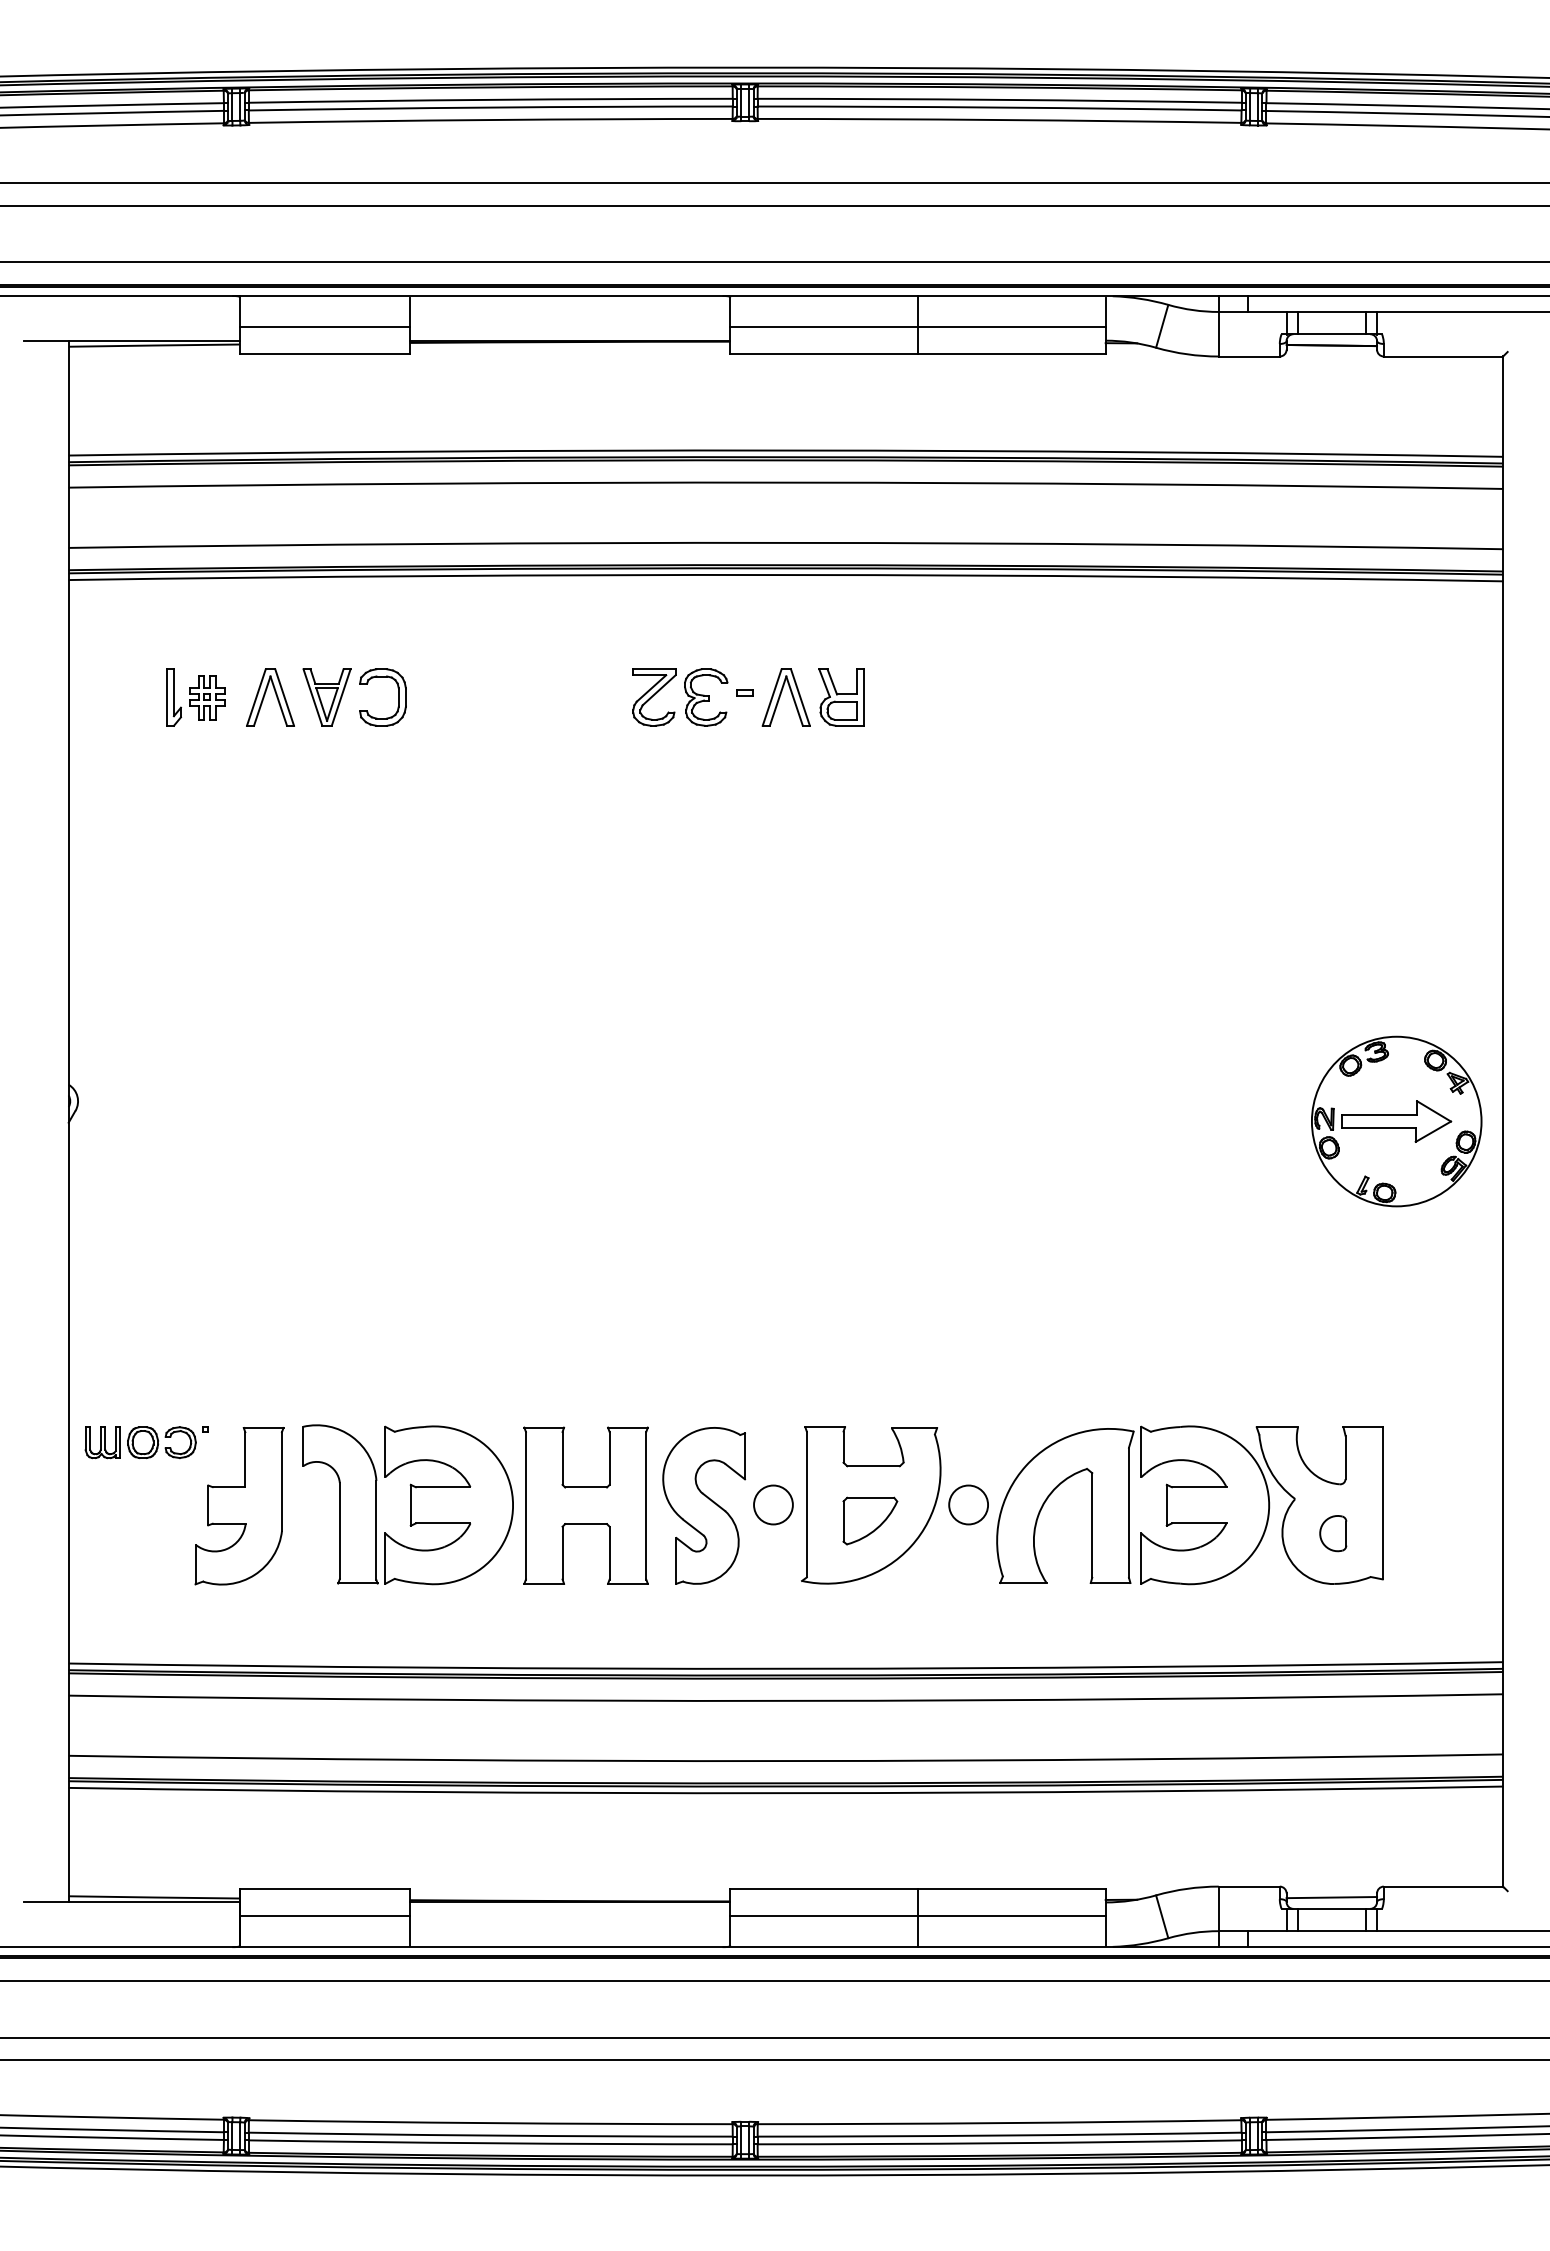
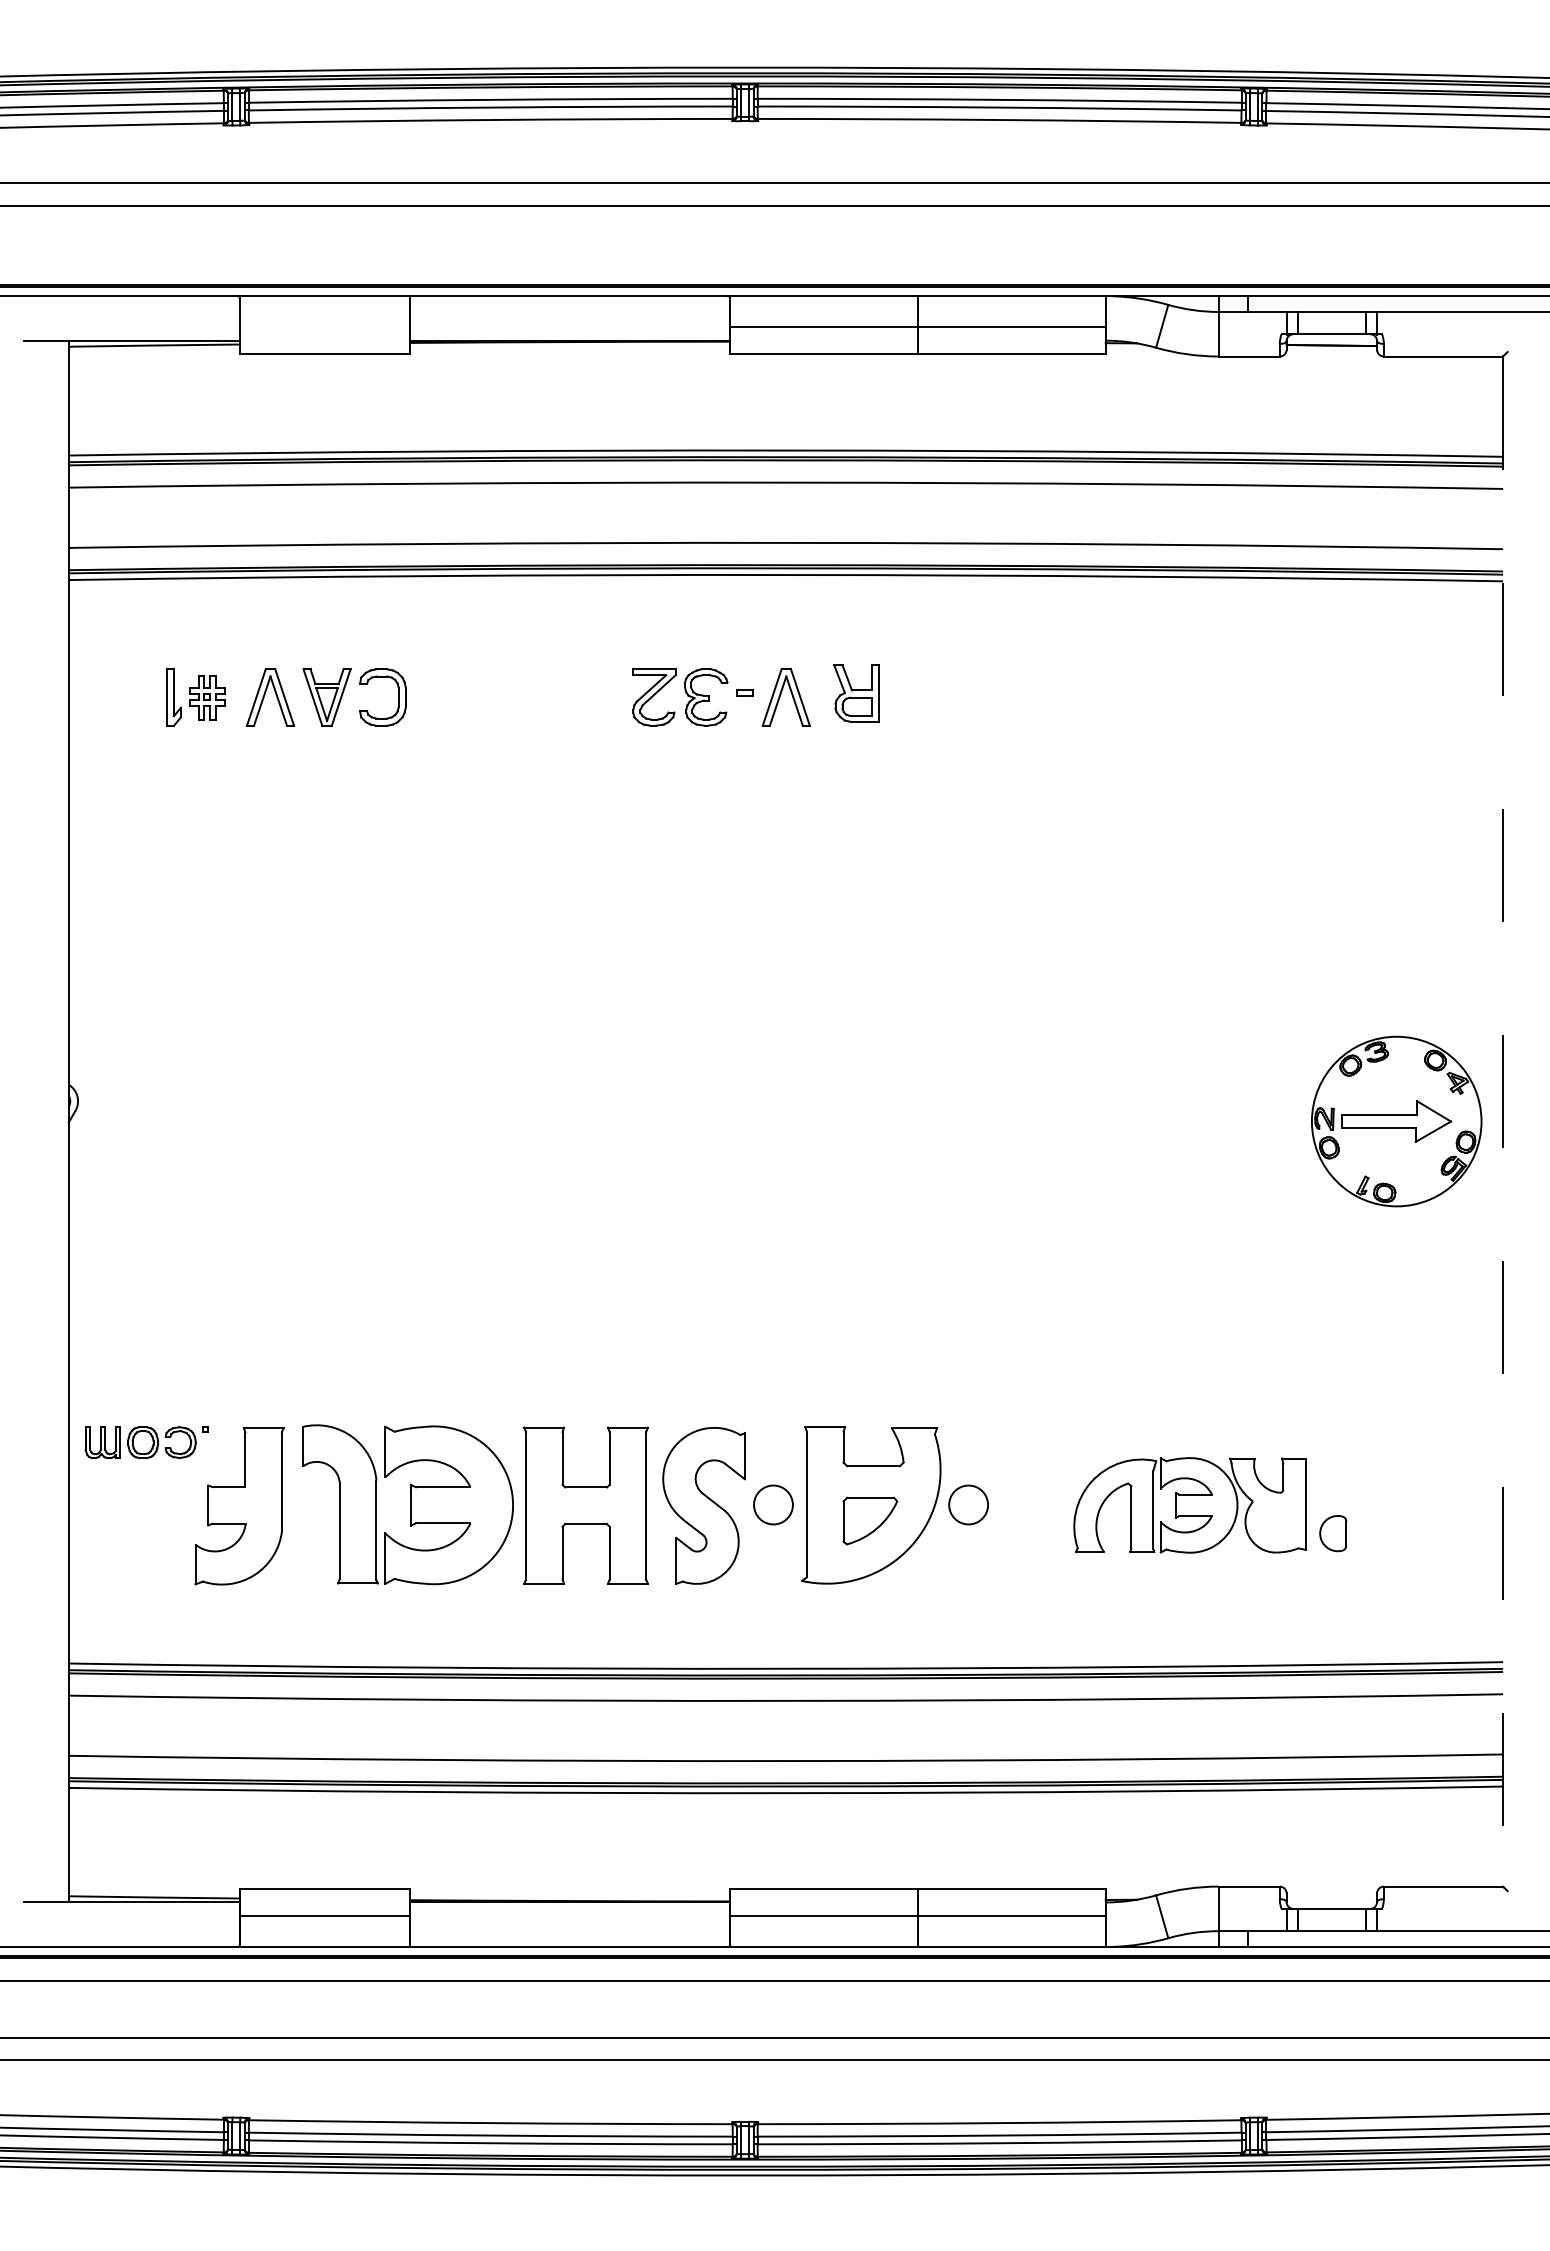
line: present -> none (774, 262)
line: present -> none (324, 327)
part position: (841, 697) -> (856, 693) (856, 693)
line: solid -> dashed (1503, 1122)
part size: 388x161 px -> 234x97 px (1189, 1505)
line: present -> none (1331, 1897)
